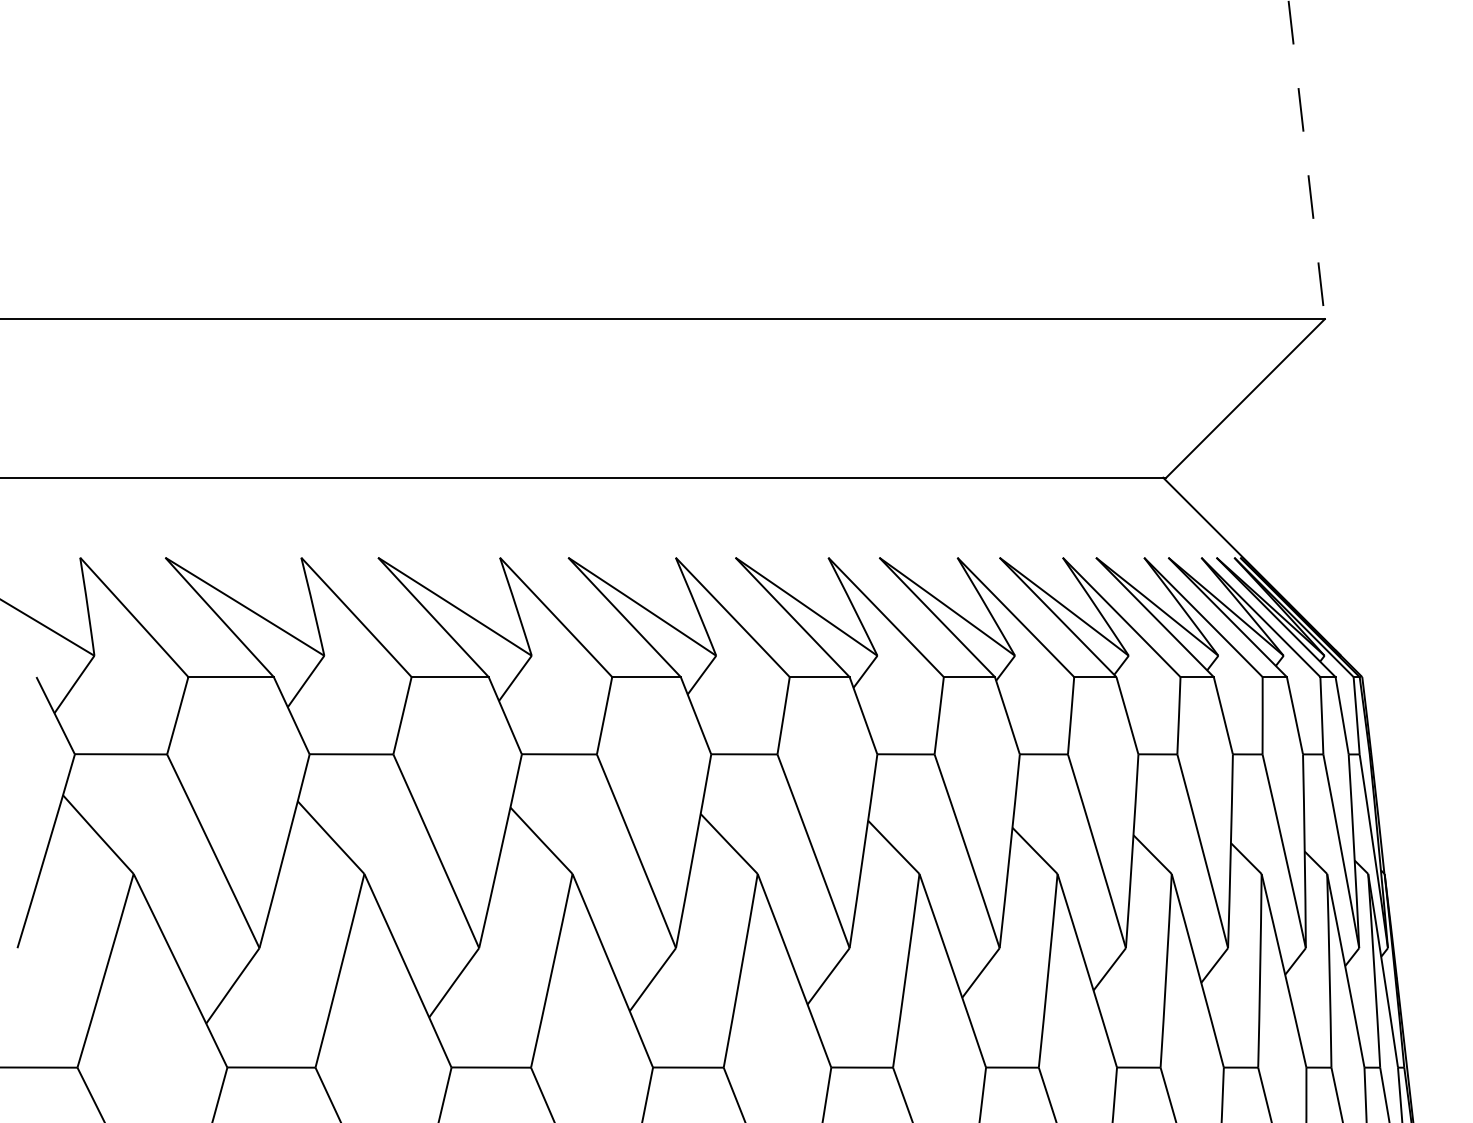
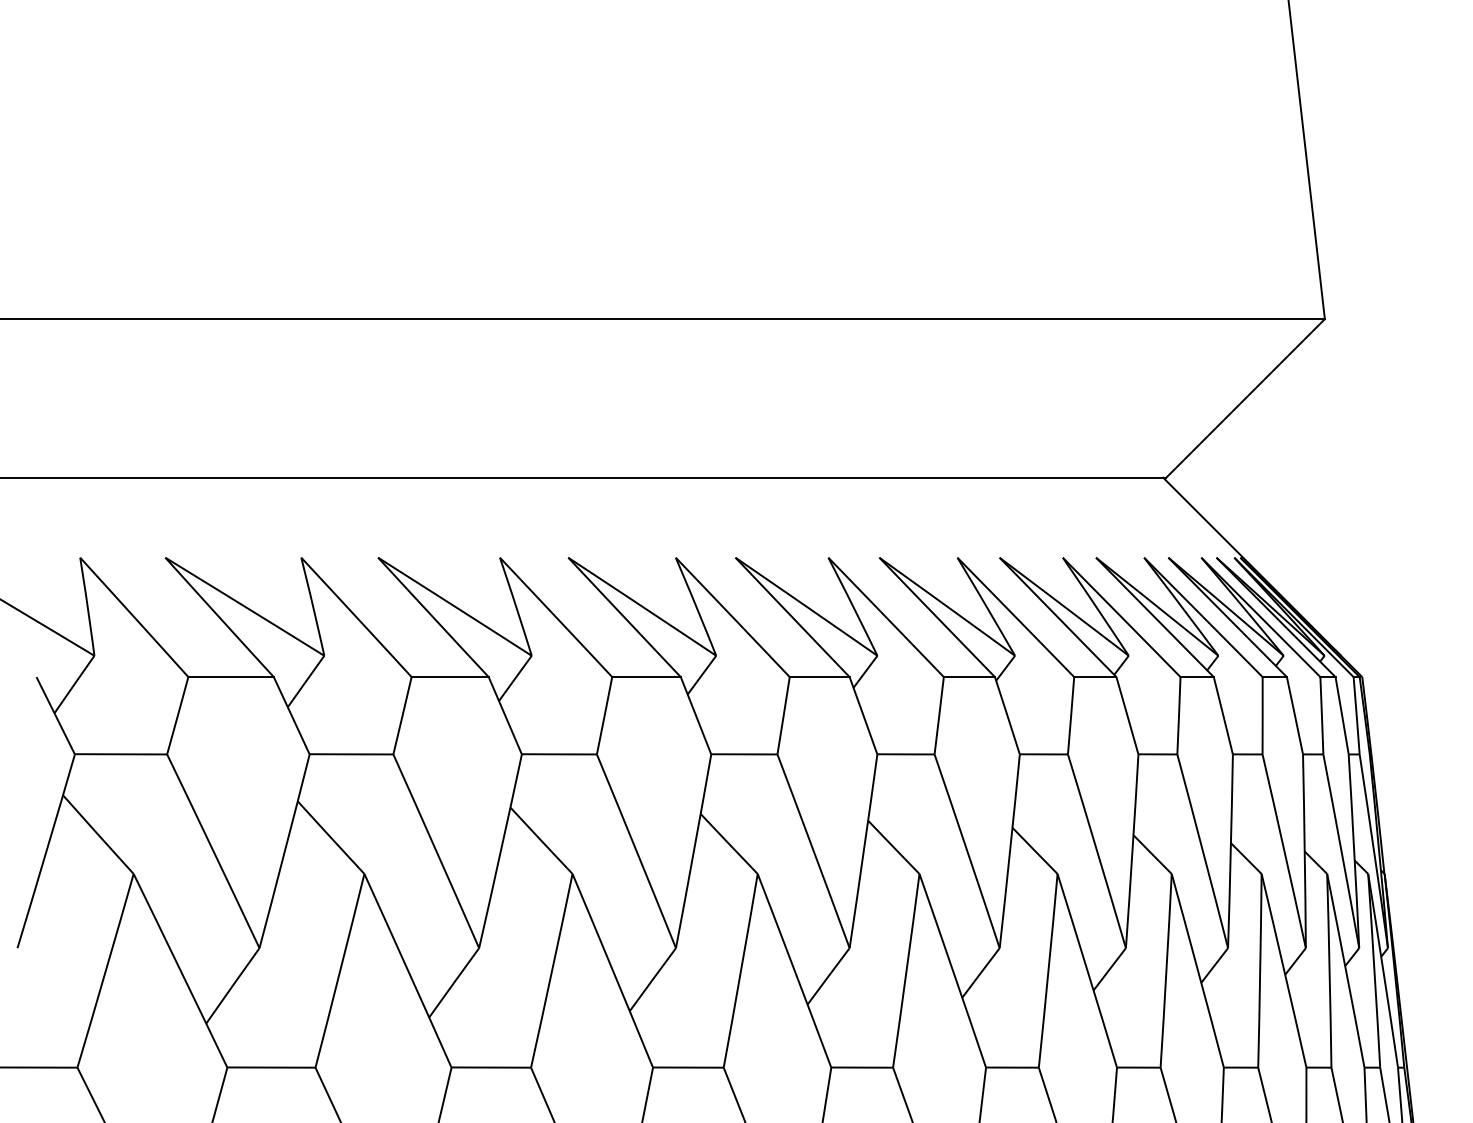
line: dashed -> solid (1306, 160)
